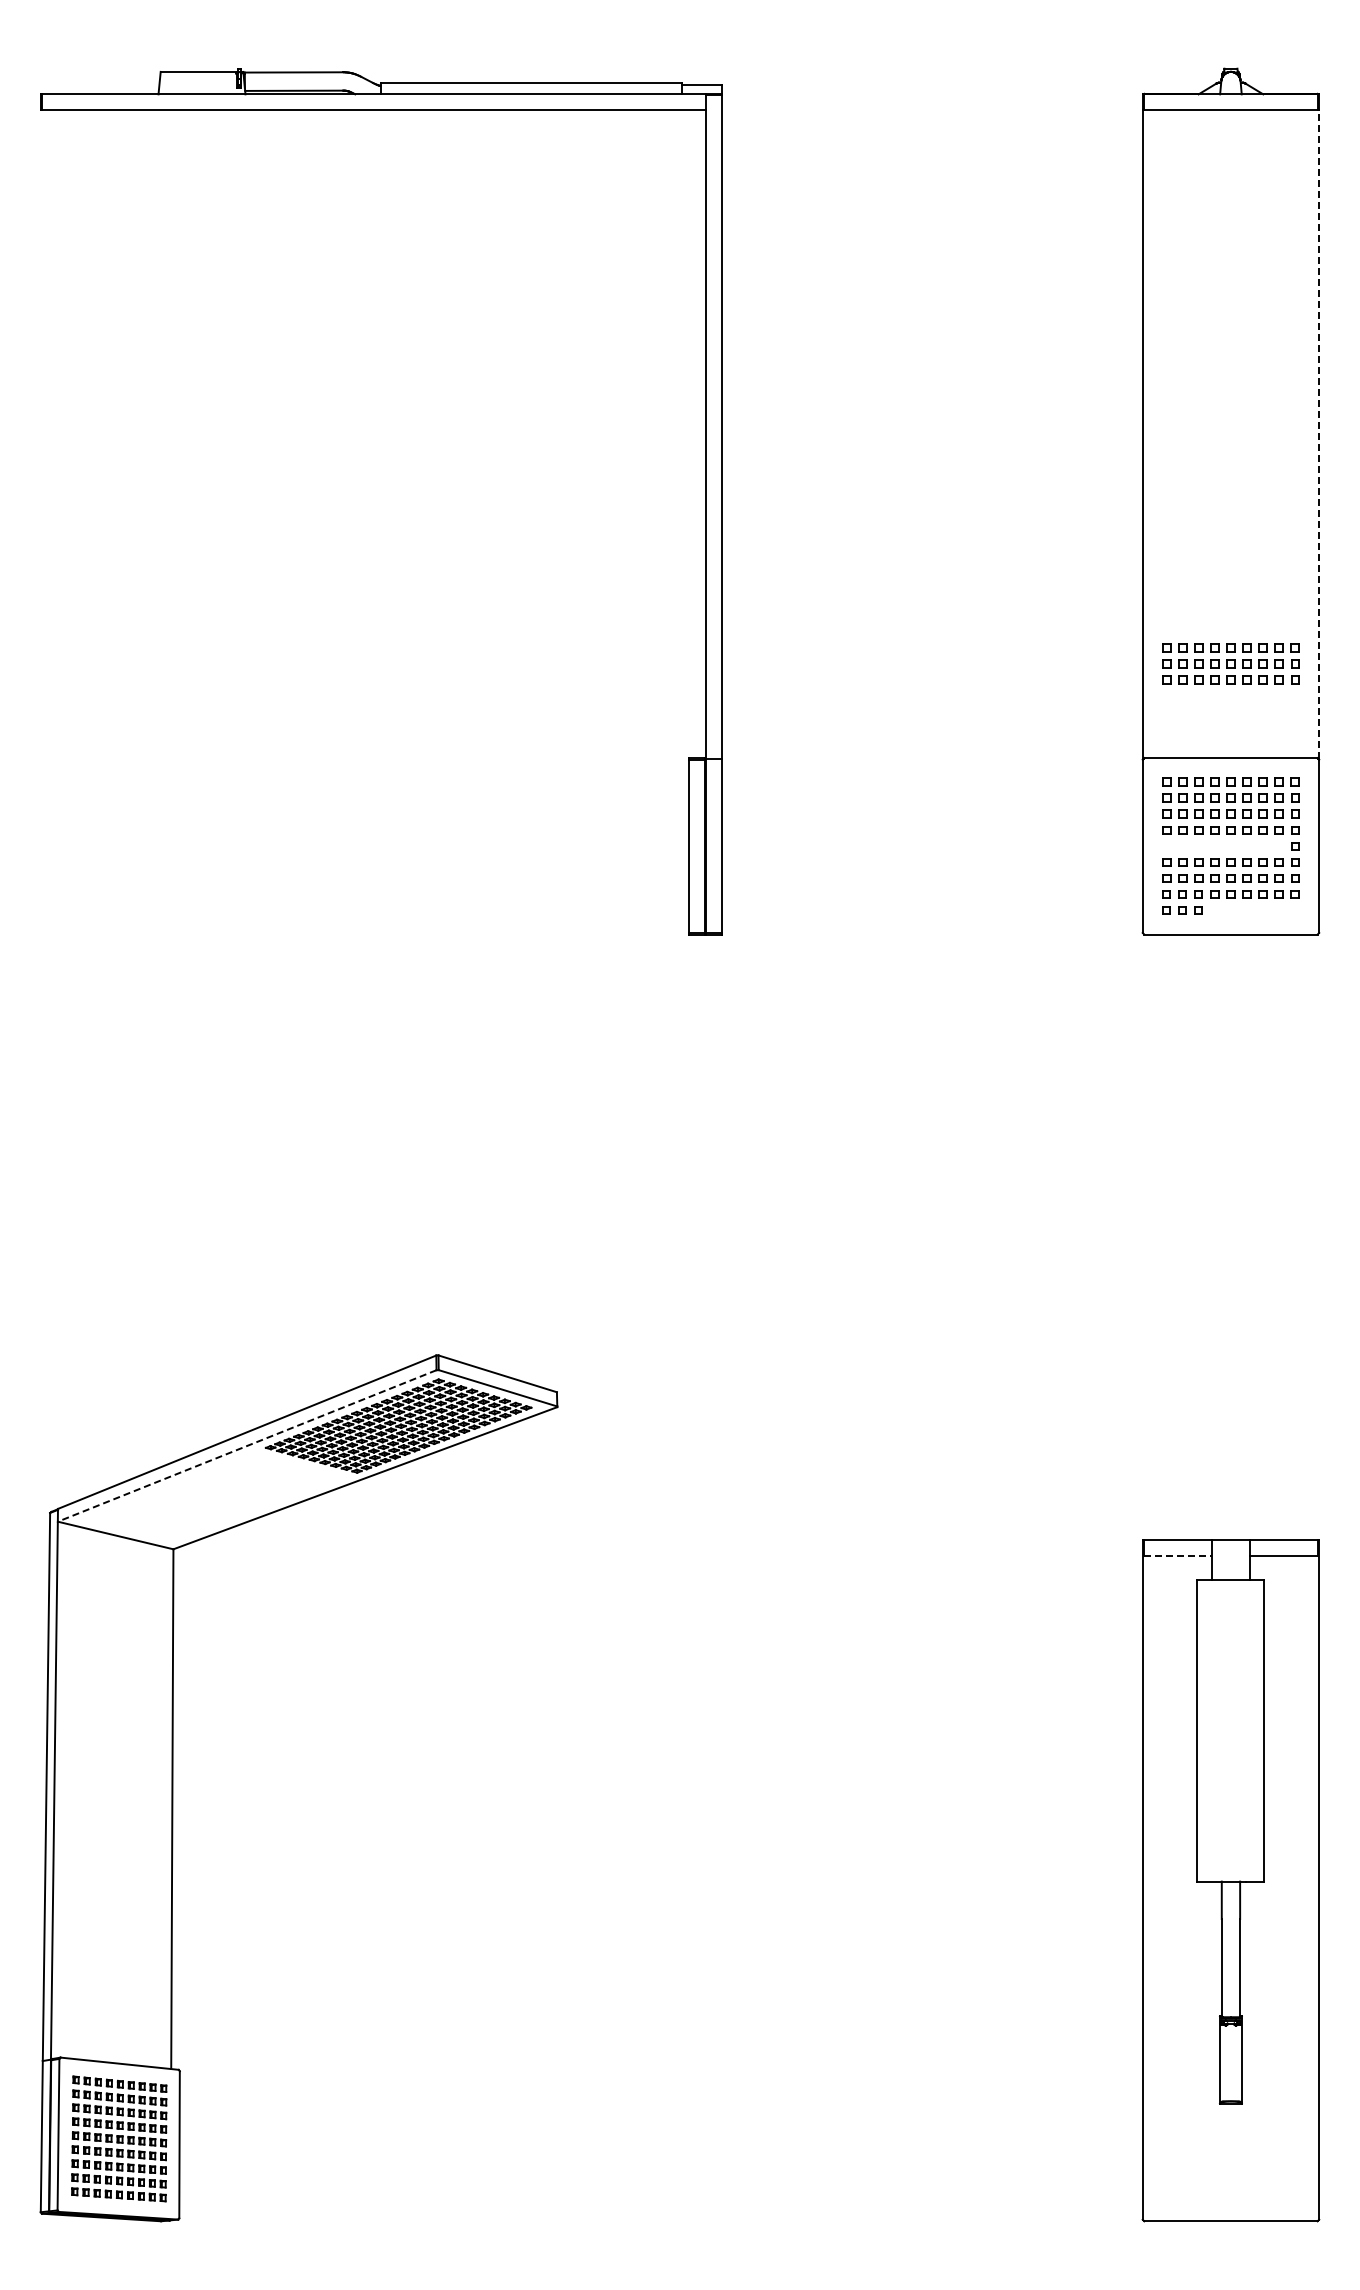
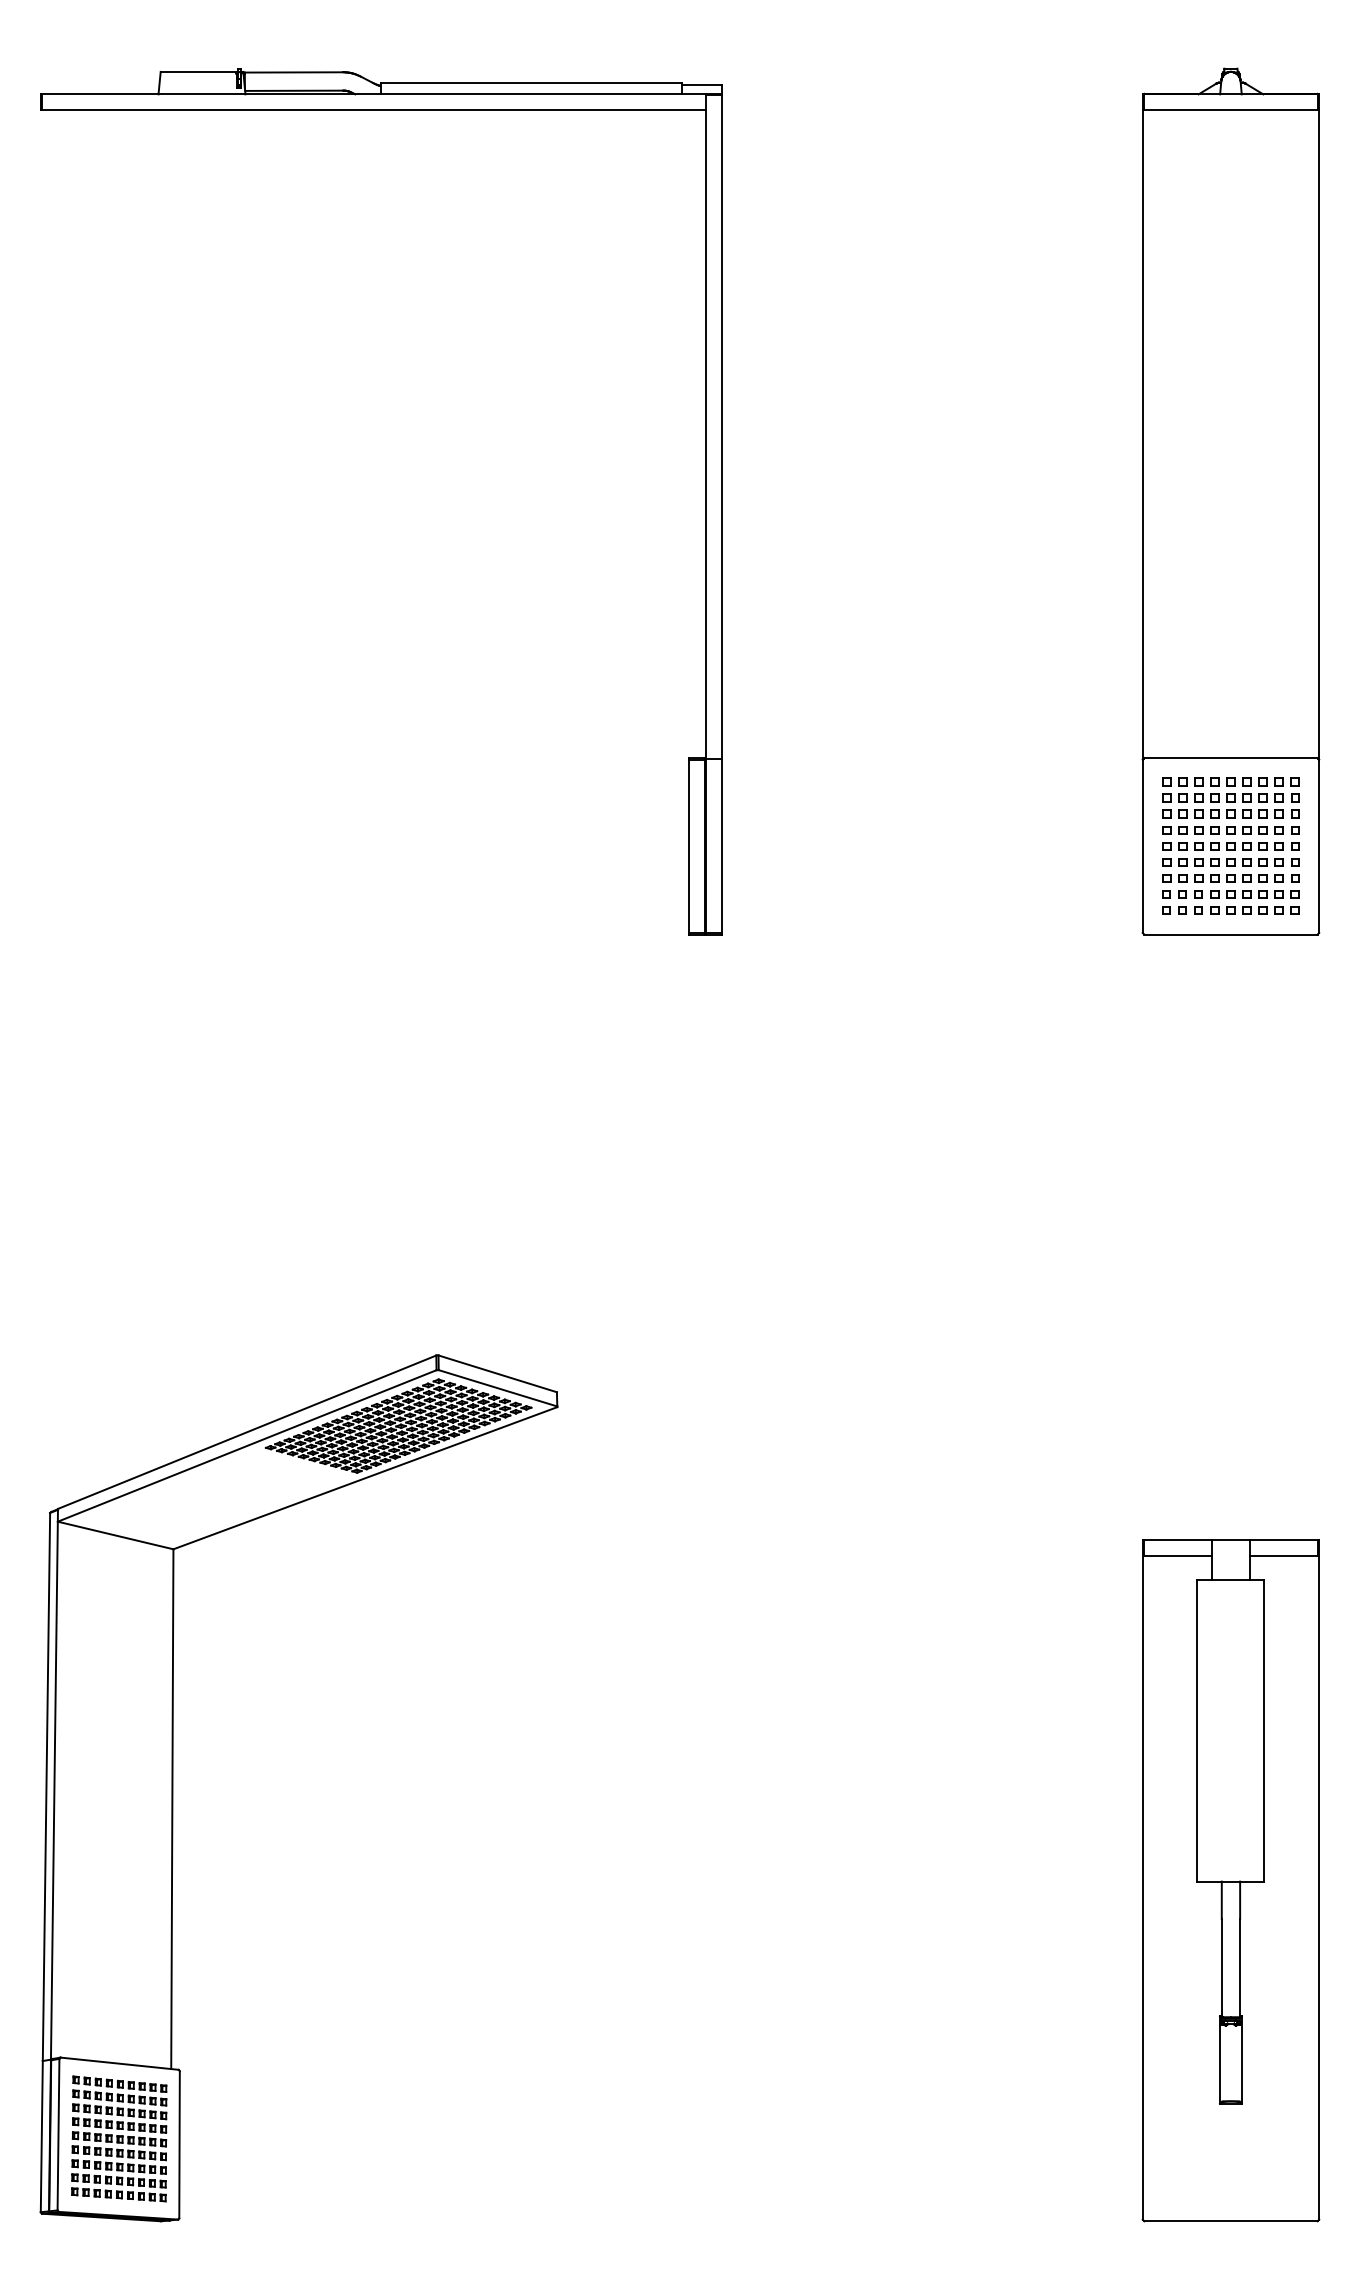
line: dashed -> solid (1319, 434)
part: present -> none (1230, 663)
part: none -> present (1222, 846)
part: none -> present (1254, 910)
line: dashed -> solid (247, 1445)
line: dashed -> solid (1178, 1556)
